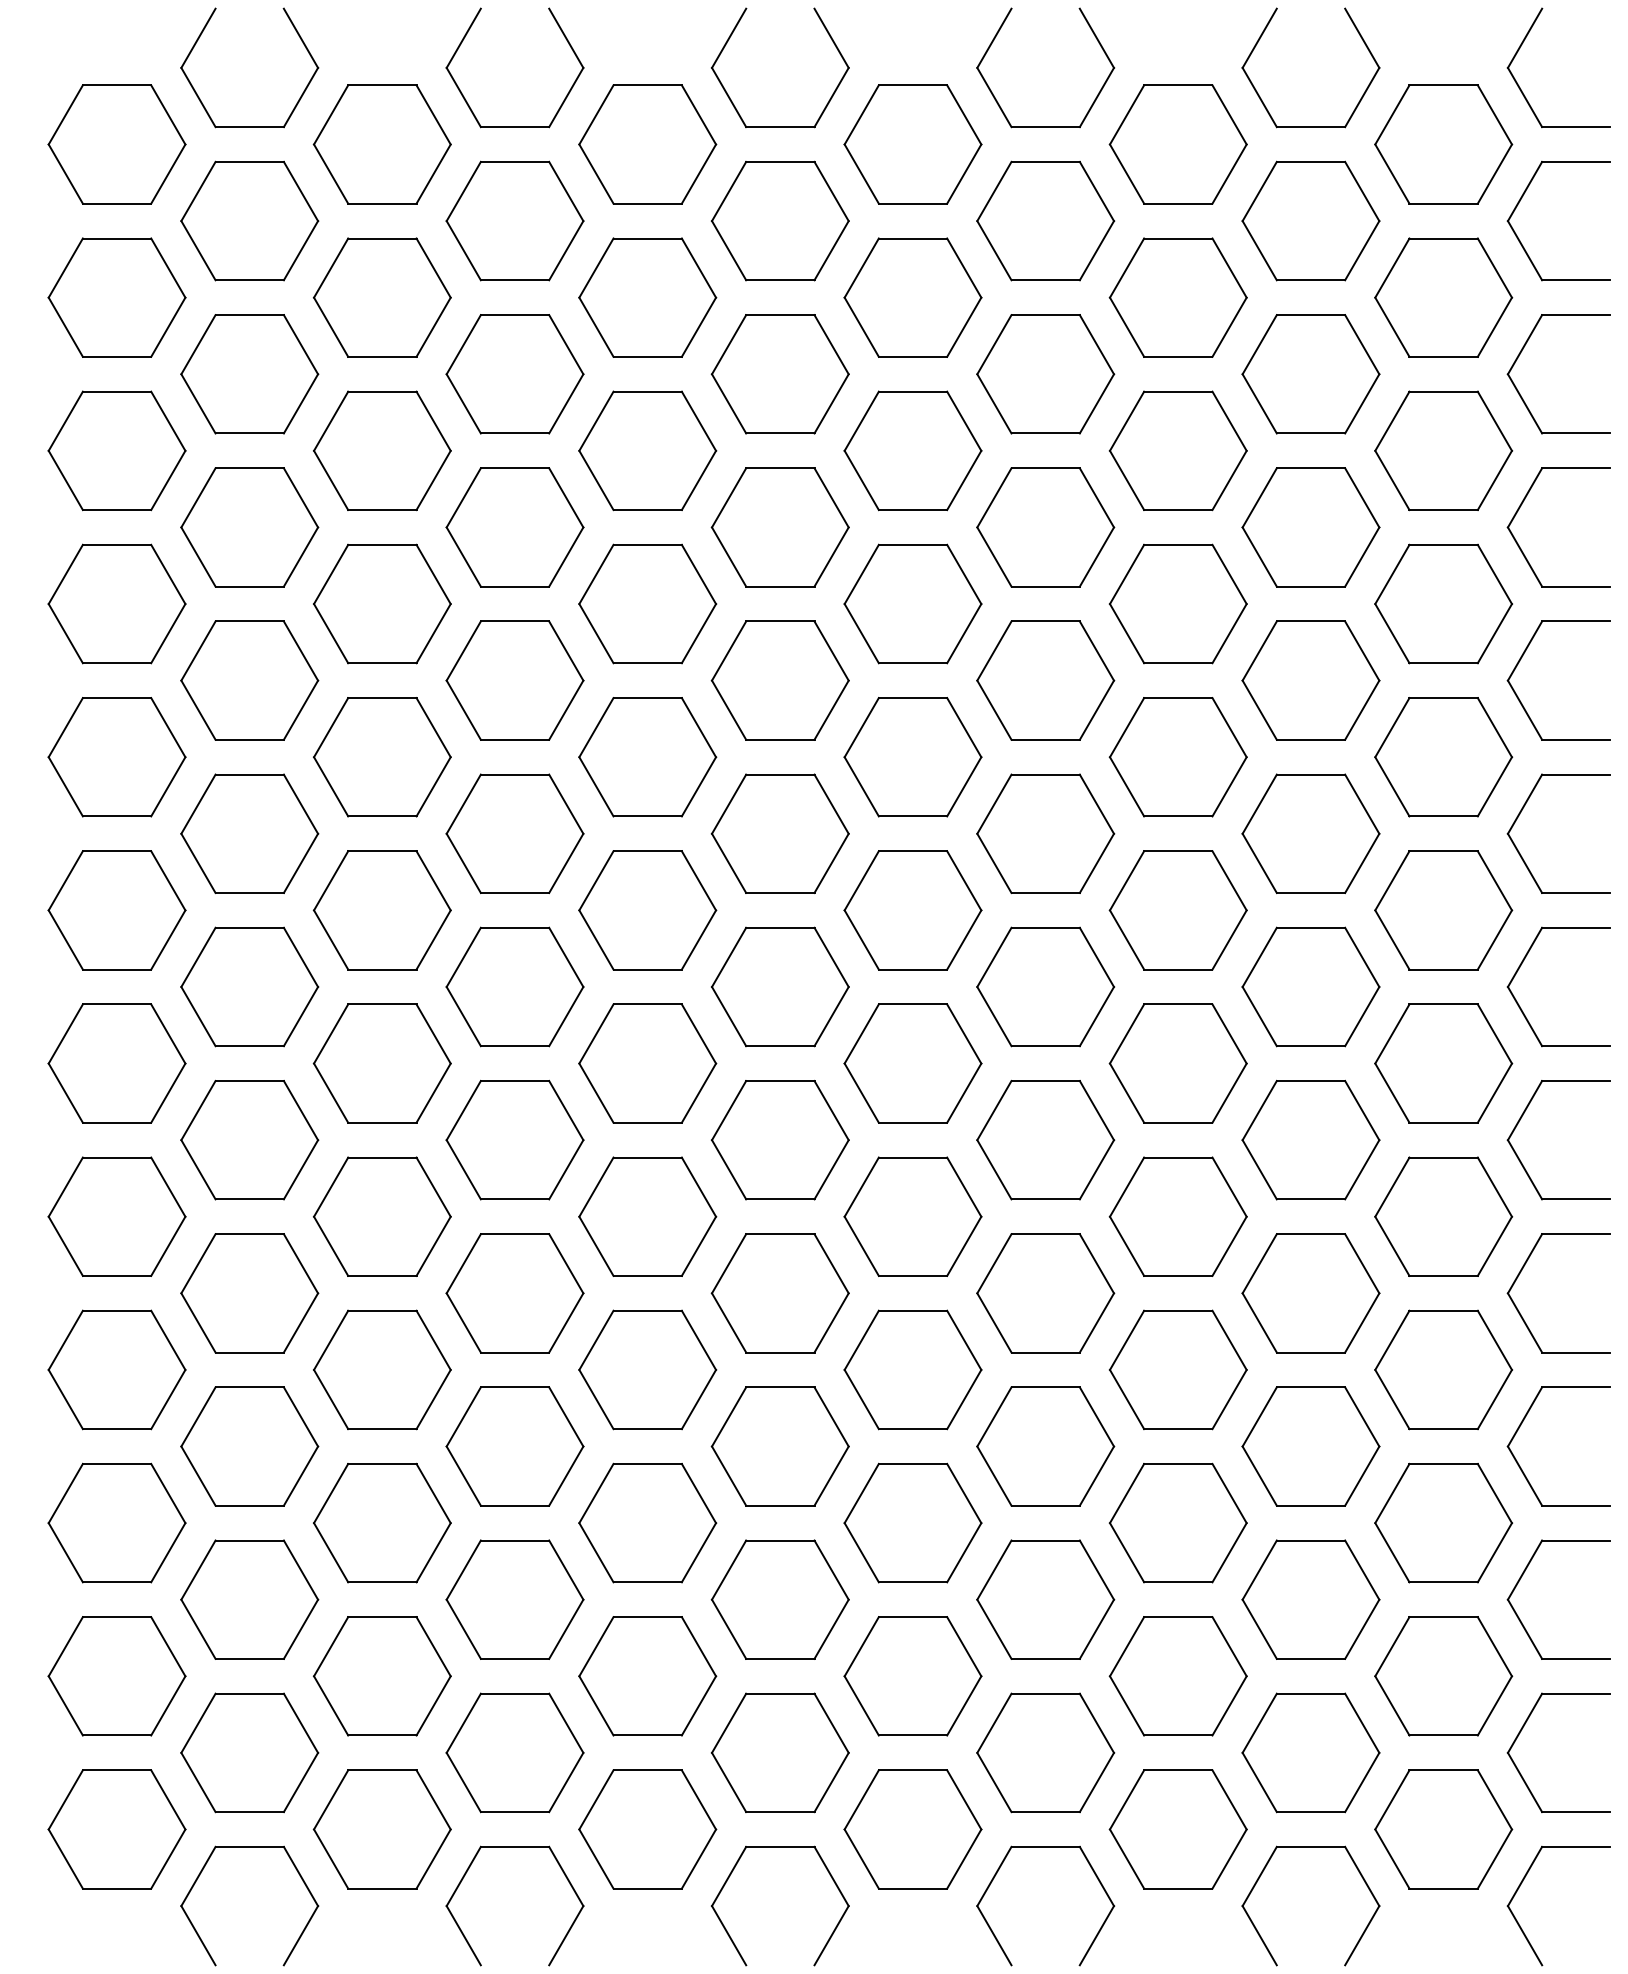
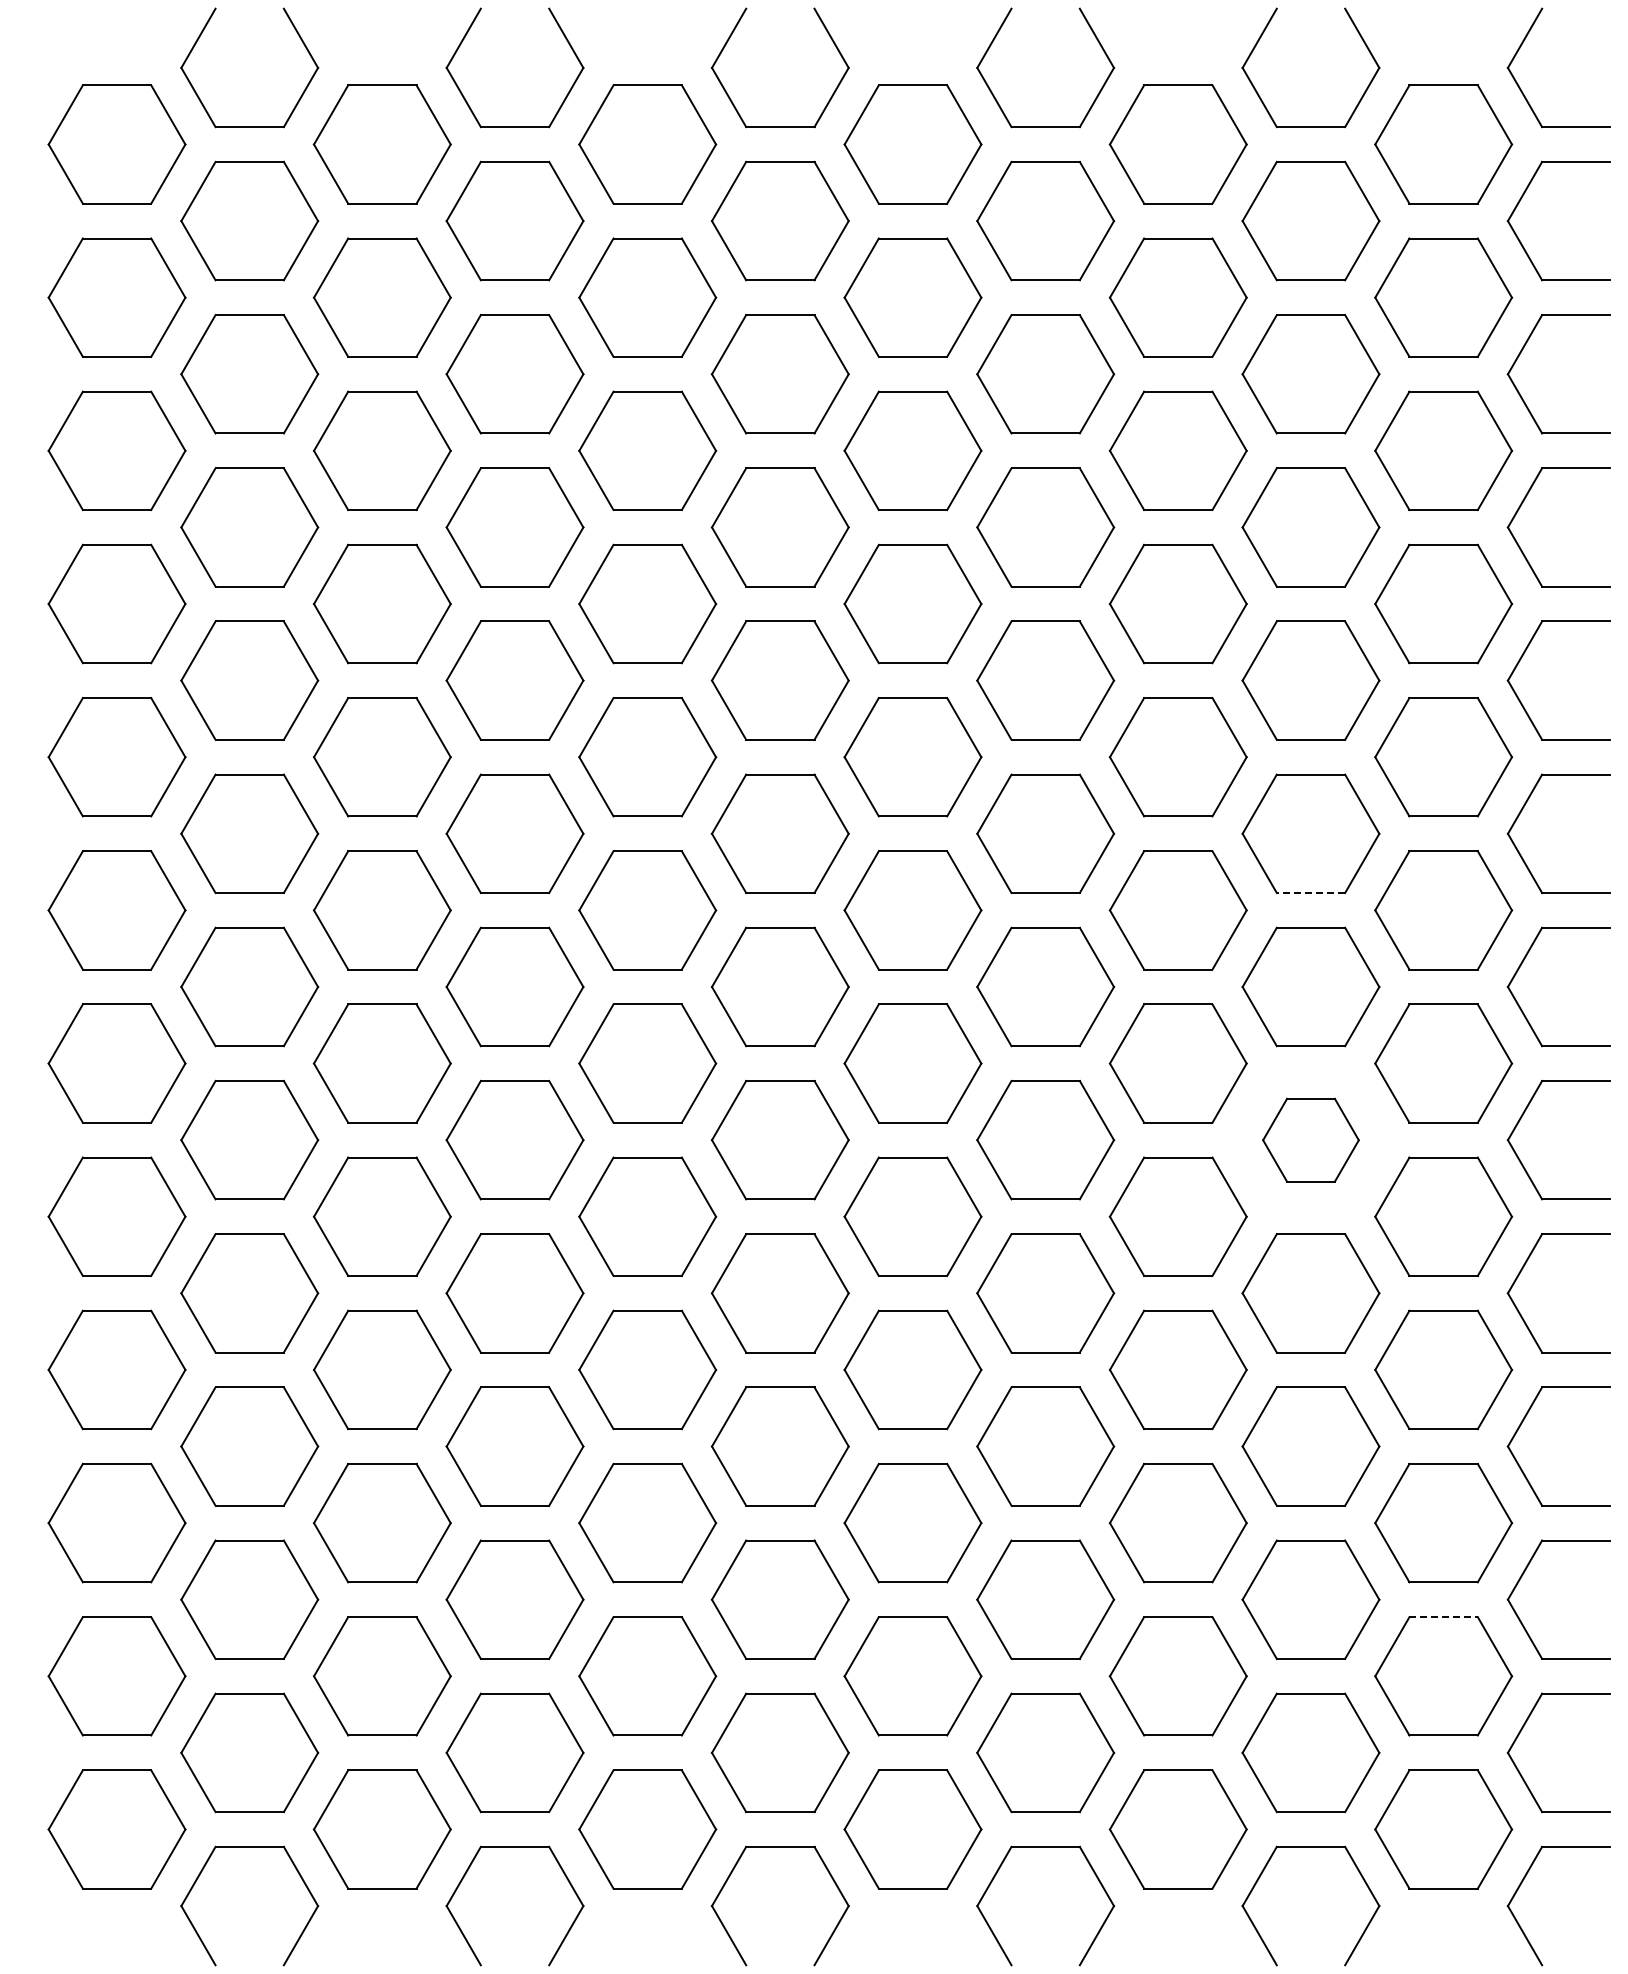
line: solid -> dashed (1310, 893)
part size: 140x121 px -> 98x86 px (1310, 1139)
line: solid -> dashed (1444, 1617)
